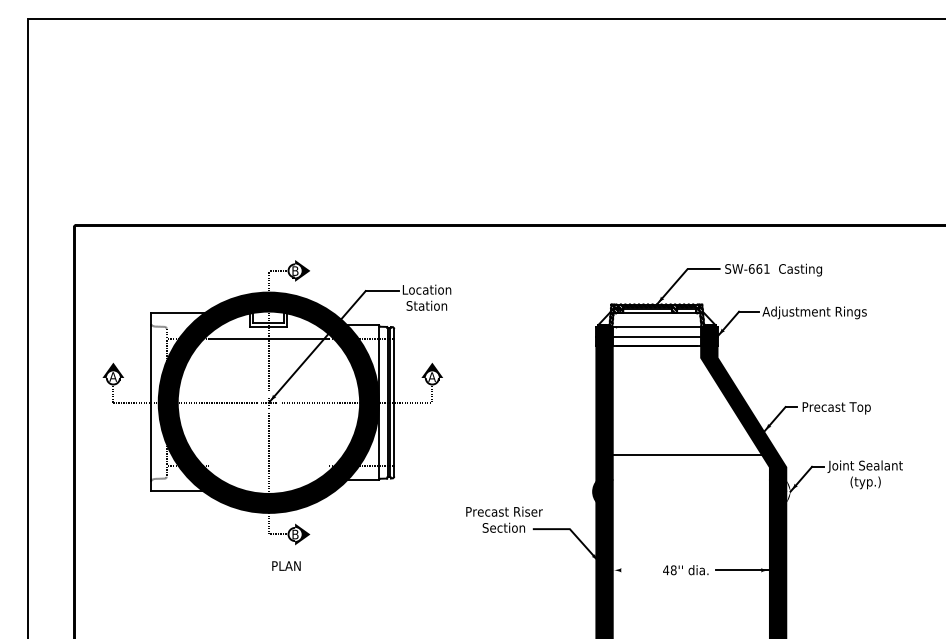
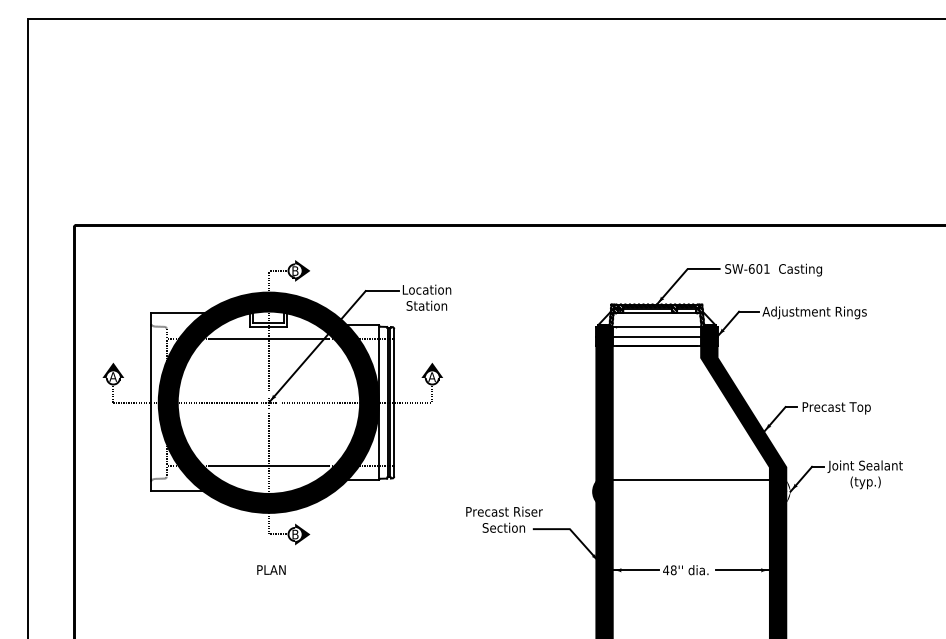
text: SW-661 -> SW-601 (759, 268)
line position: (690, 454) -> (690, 479) (690, 479)
line: none -> present (268, 466)
text position: (286, 565) -> (271, 569) (271, 569)
line: none -> present (635, 570)
